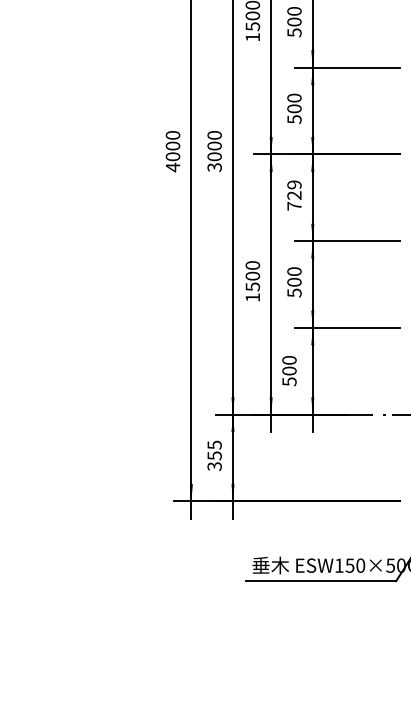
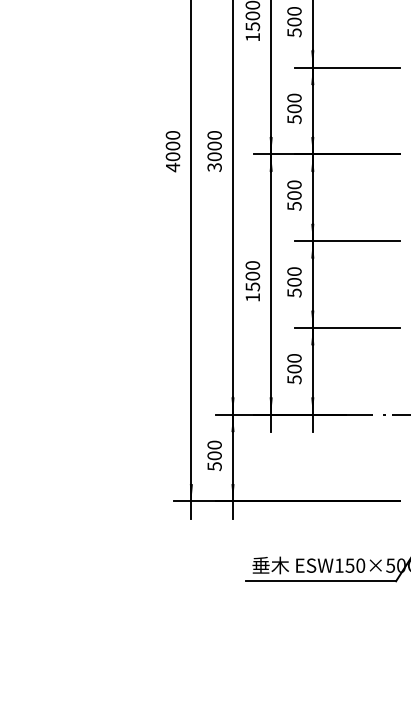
text: 729 -> 500 (294, 195)
text position: (289, 371) -> (294, 369) (294, 369)
text: 355 -> 500 (214, 455)
